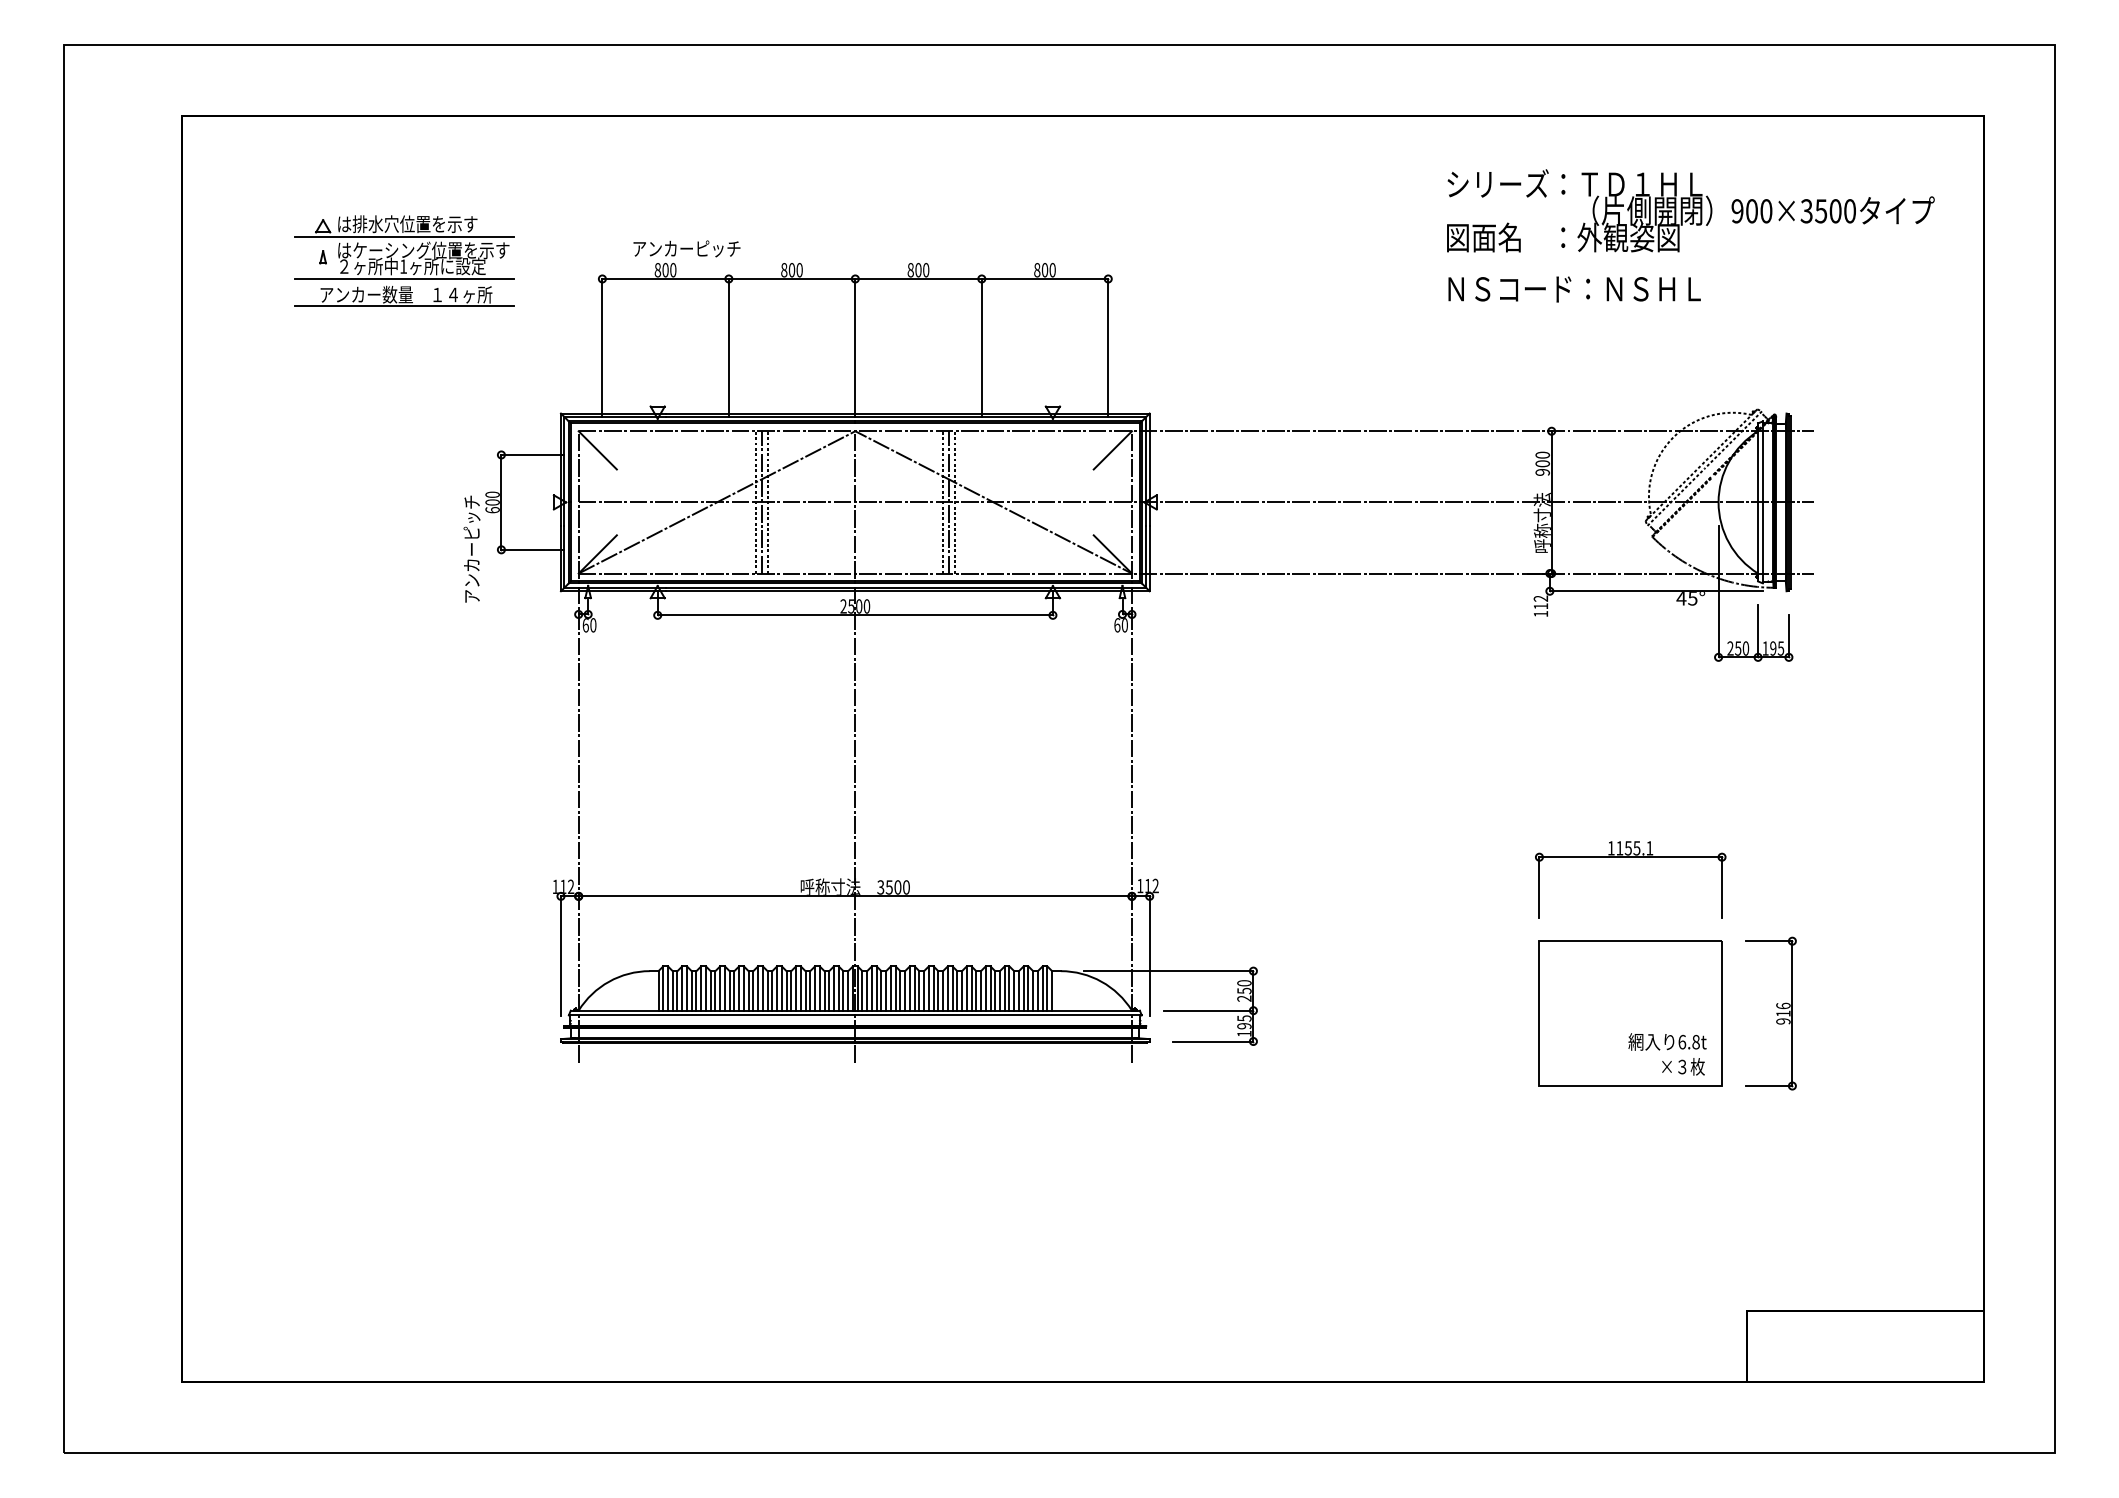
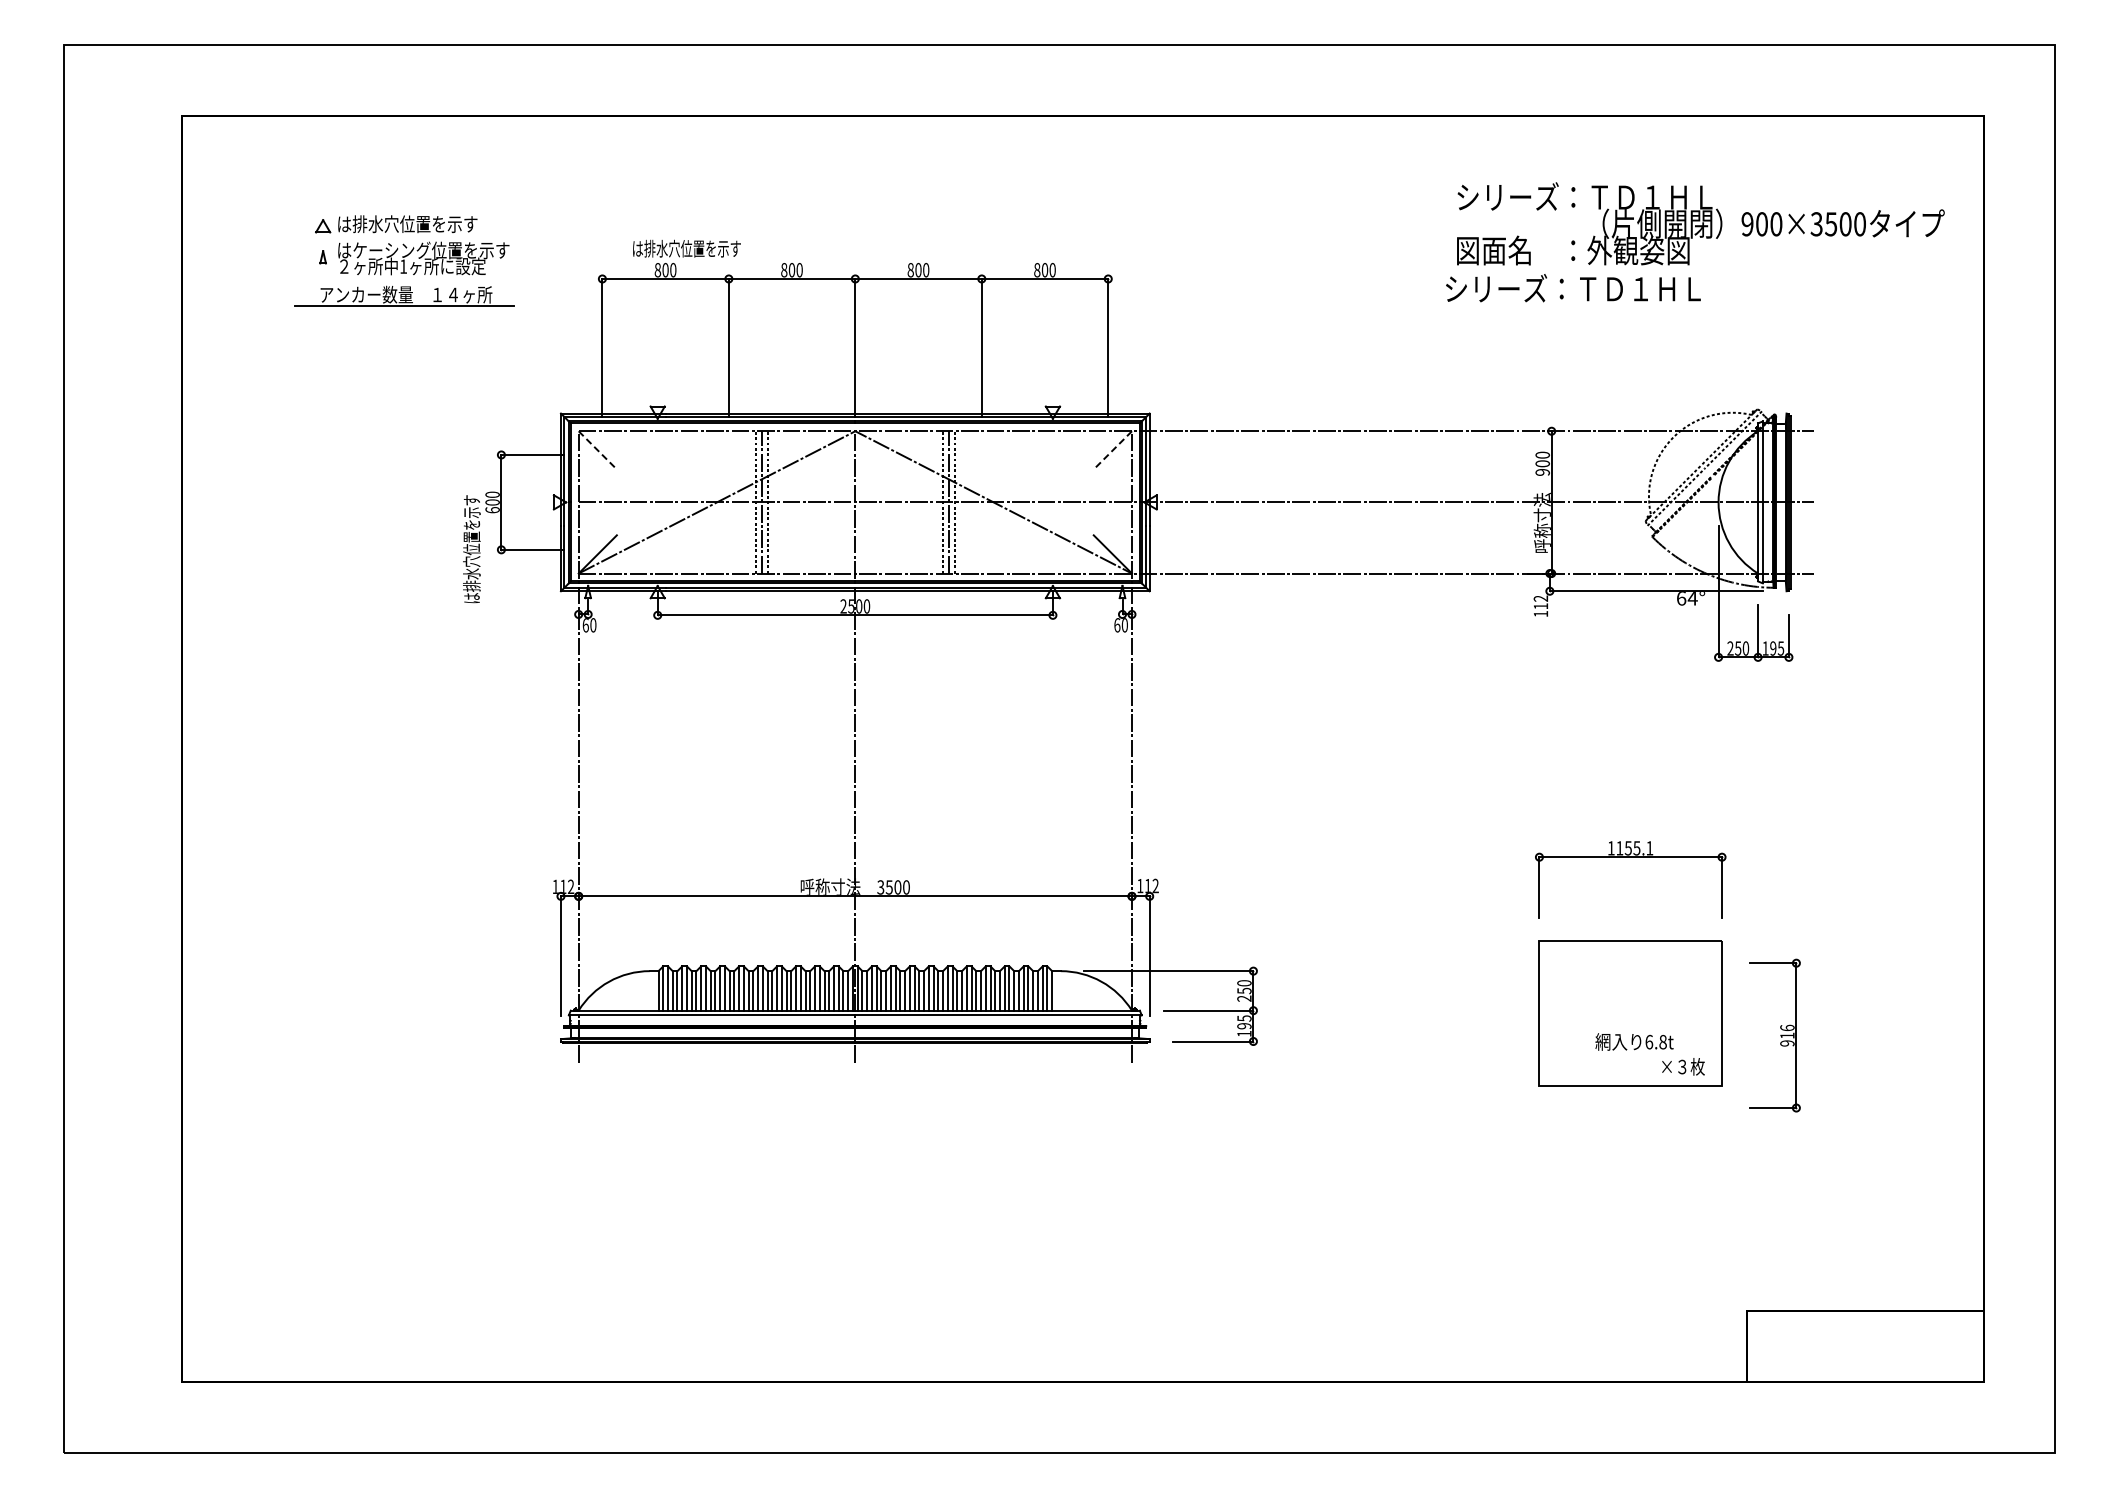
text position: (1690, 210) -> (1700, 223) (1700, 223)
line: present -> none (403, 236)
text: アンカーピッチ -> は排水穴位置を示す (686, 248)
line: present -> none (403, 278)
text: ＮＳコード：ＮＳＨＬ -> シリーズ：ＴＤ１ＨＬ (1547, 288)
line: solid -> dashed (598, 450)
line: solid -> dashed (1112, 450)
text: アンカーピッチ -> は排水穴位置を示す (471, 549)
text: 45° -> 64° (1686, 598)
part position: (1770, 1013) -> (1774, 1035) (1774, 1035)
text position: (1667, 1041) -> (1634, 1041) (1634, 1041)
